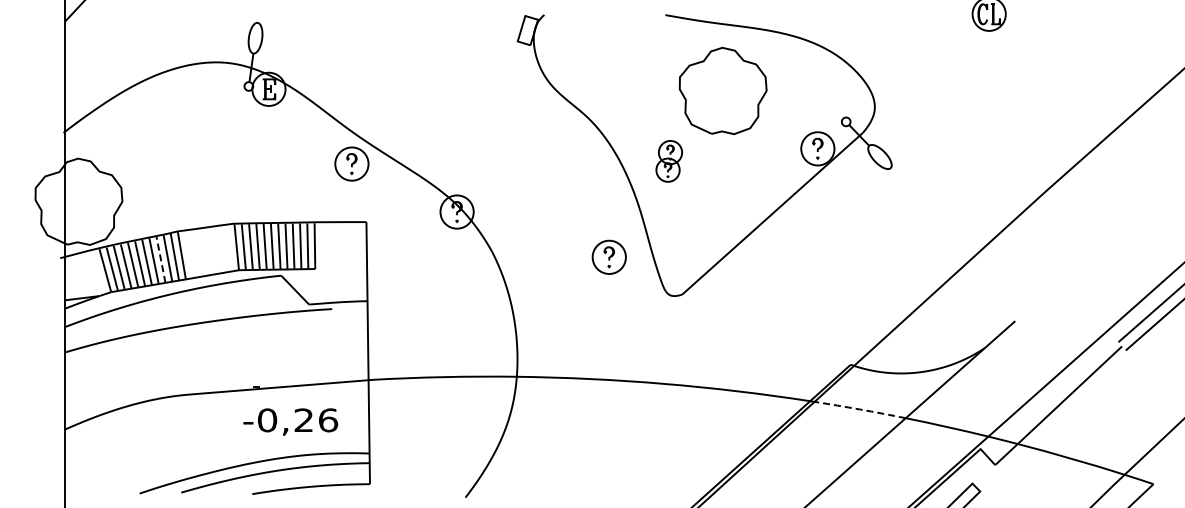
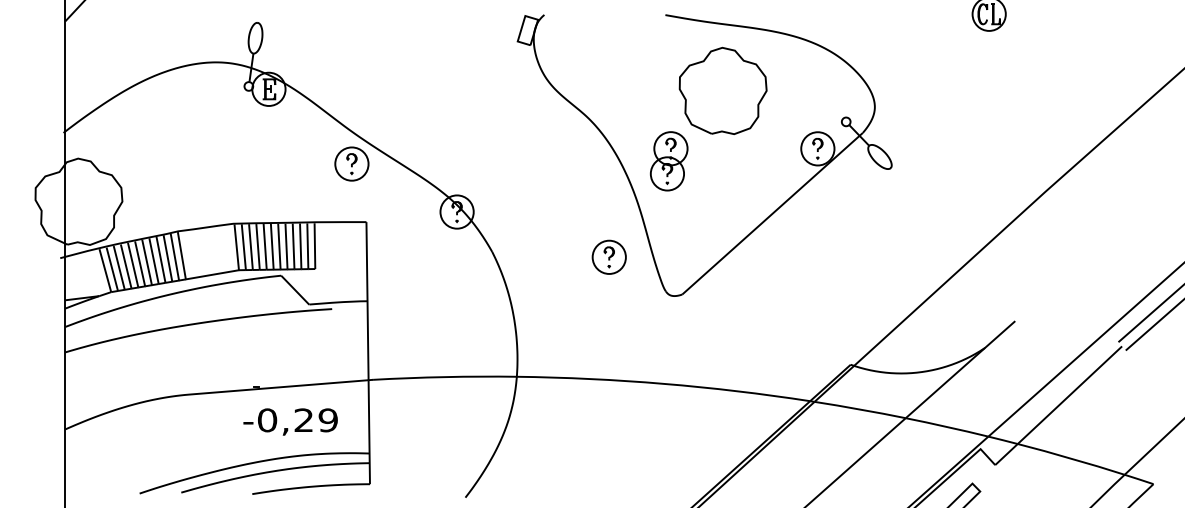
part size: 28x43 px -> 39x61 px (669, 161)
line: dashed -> solid (160, 259)
arc: dashed -> solid (860, 409)
text: -0,26 -> -0,29 (328, 420)
